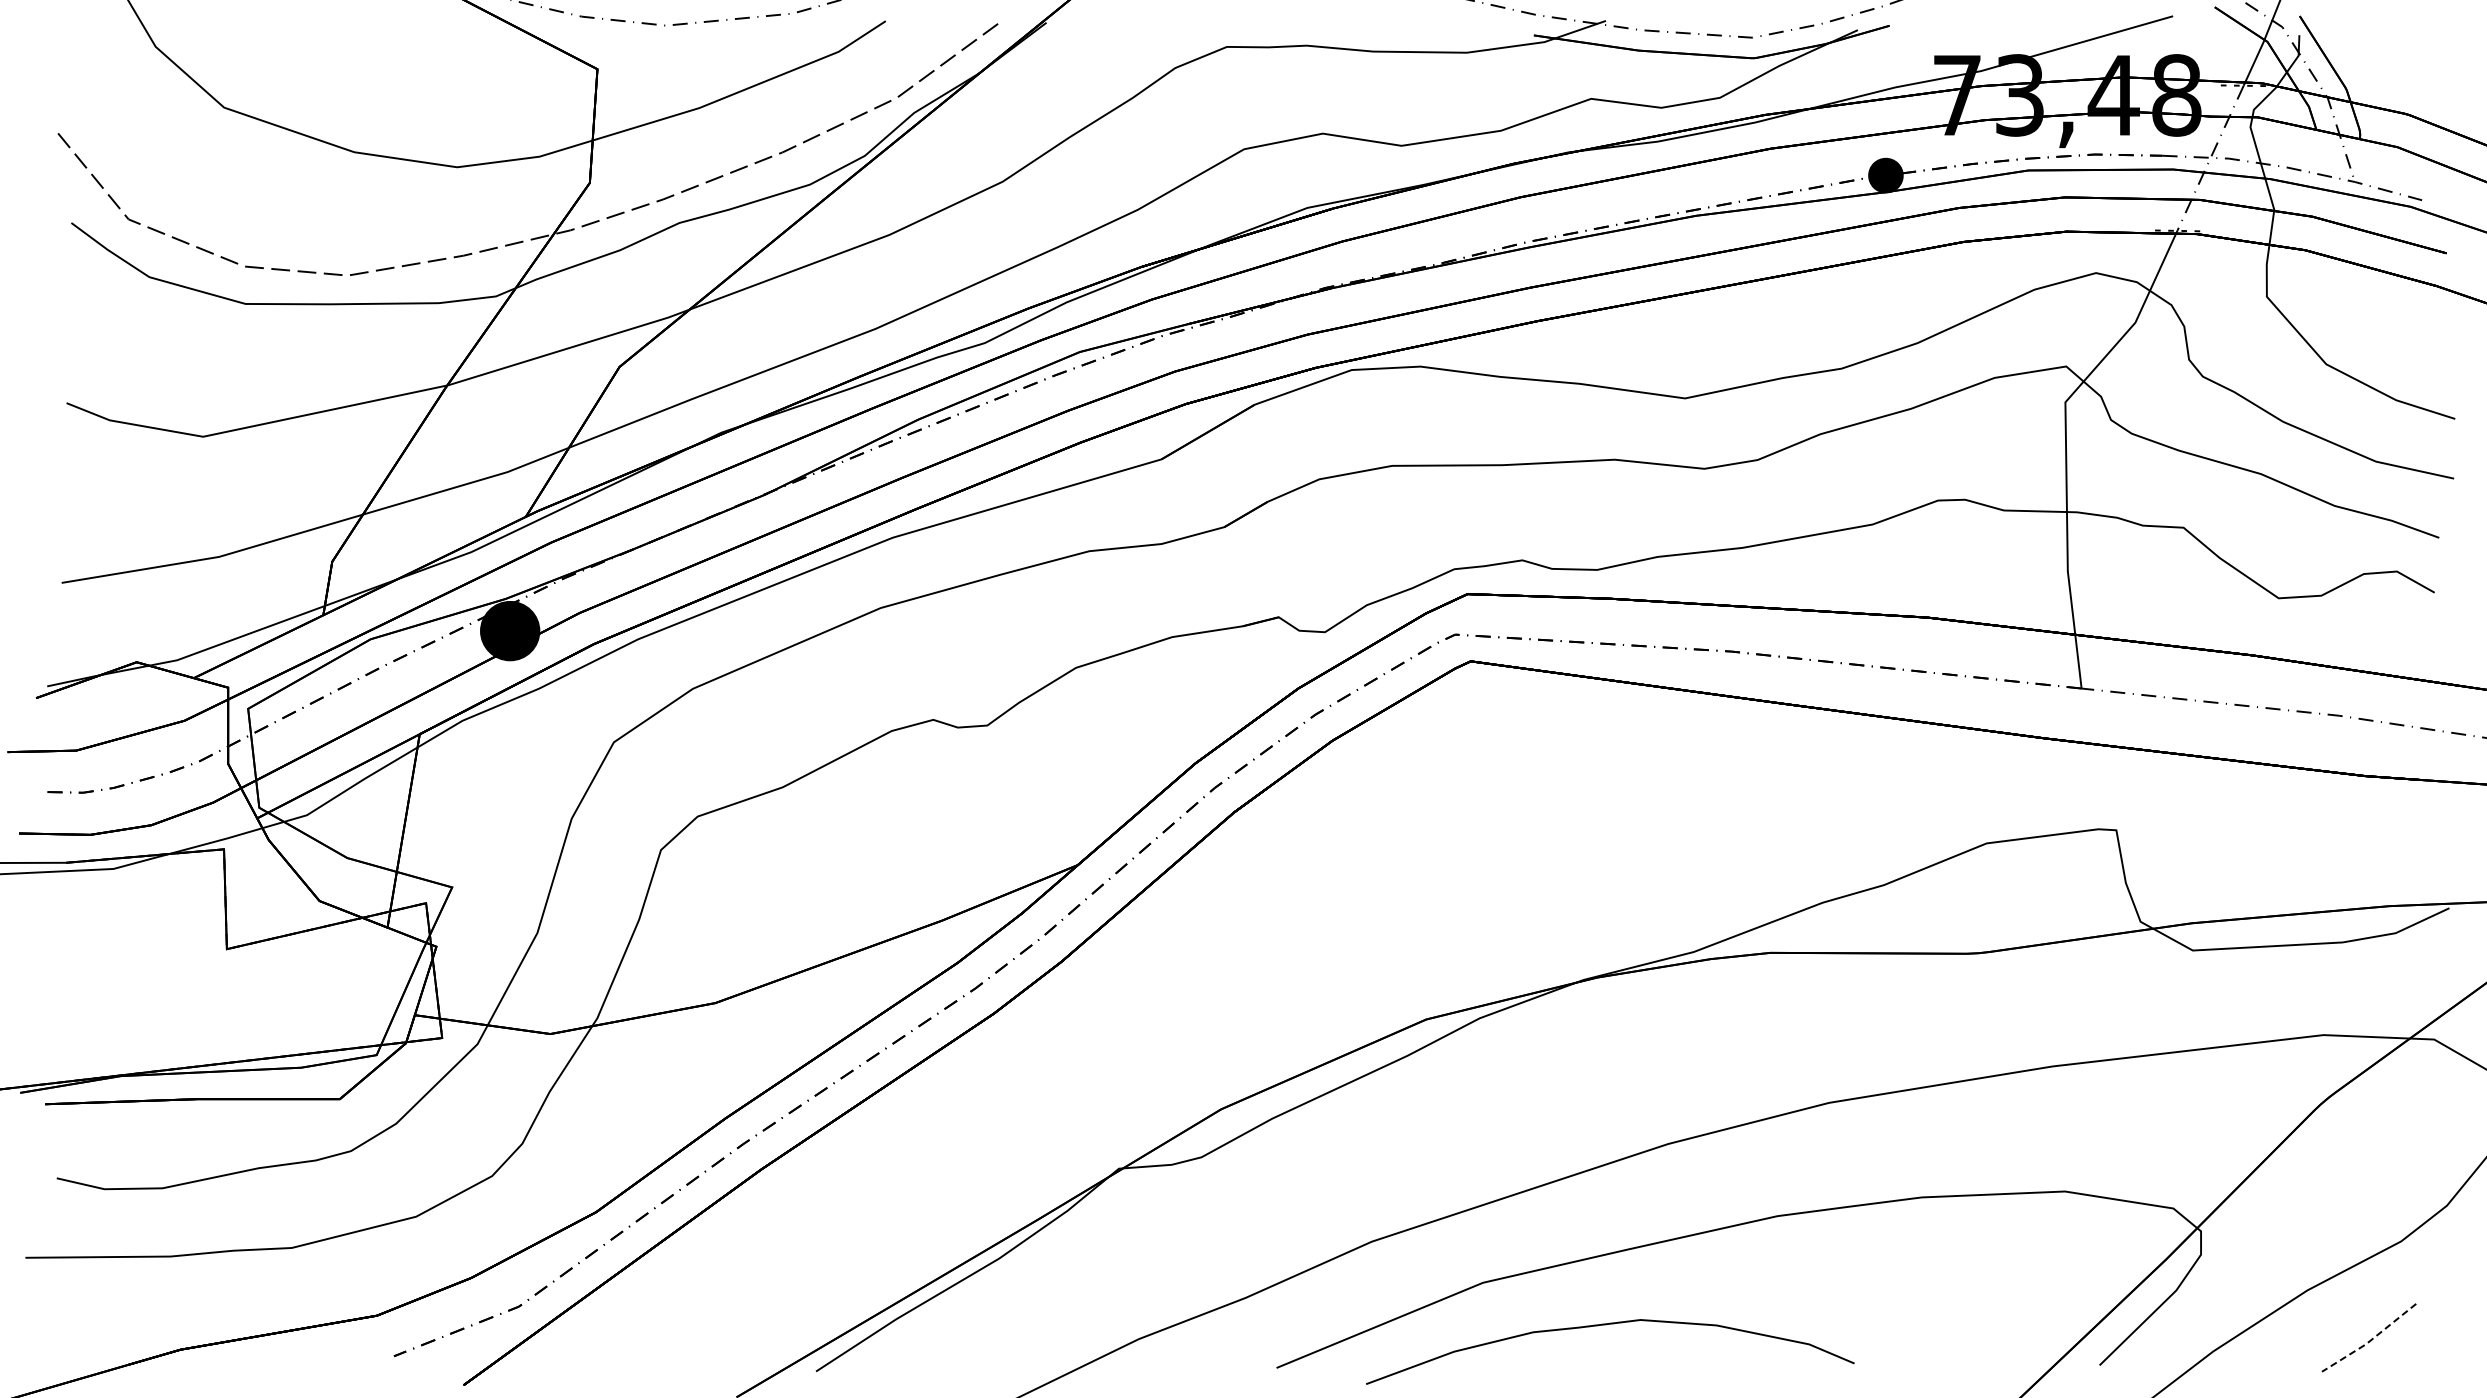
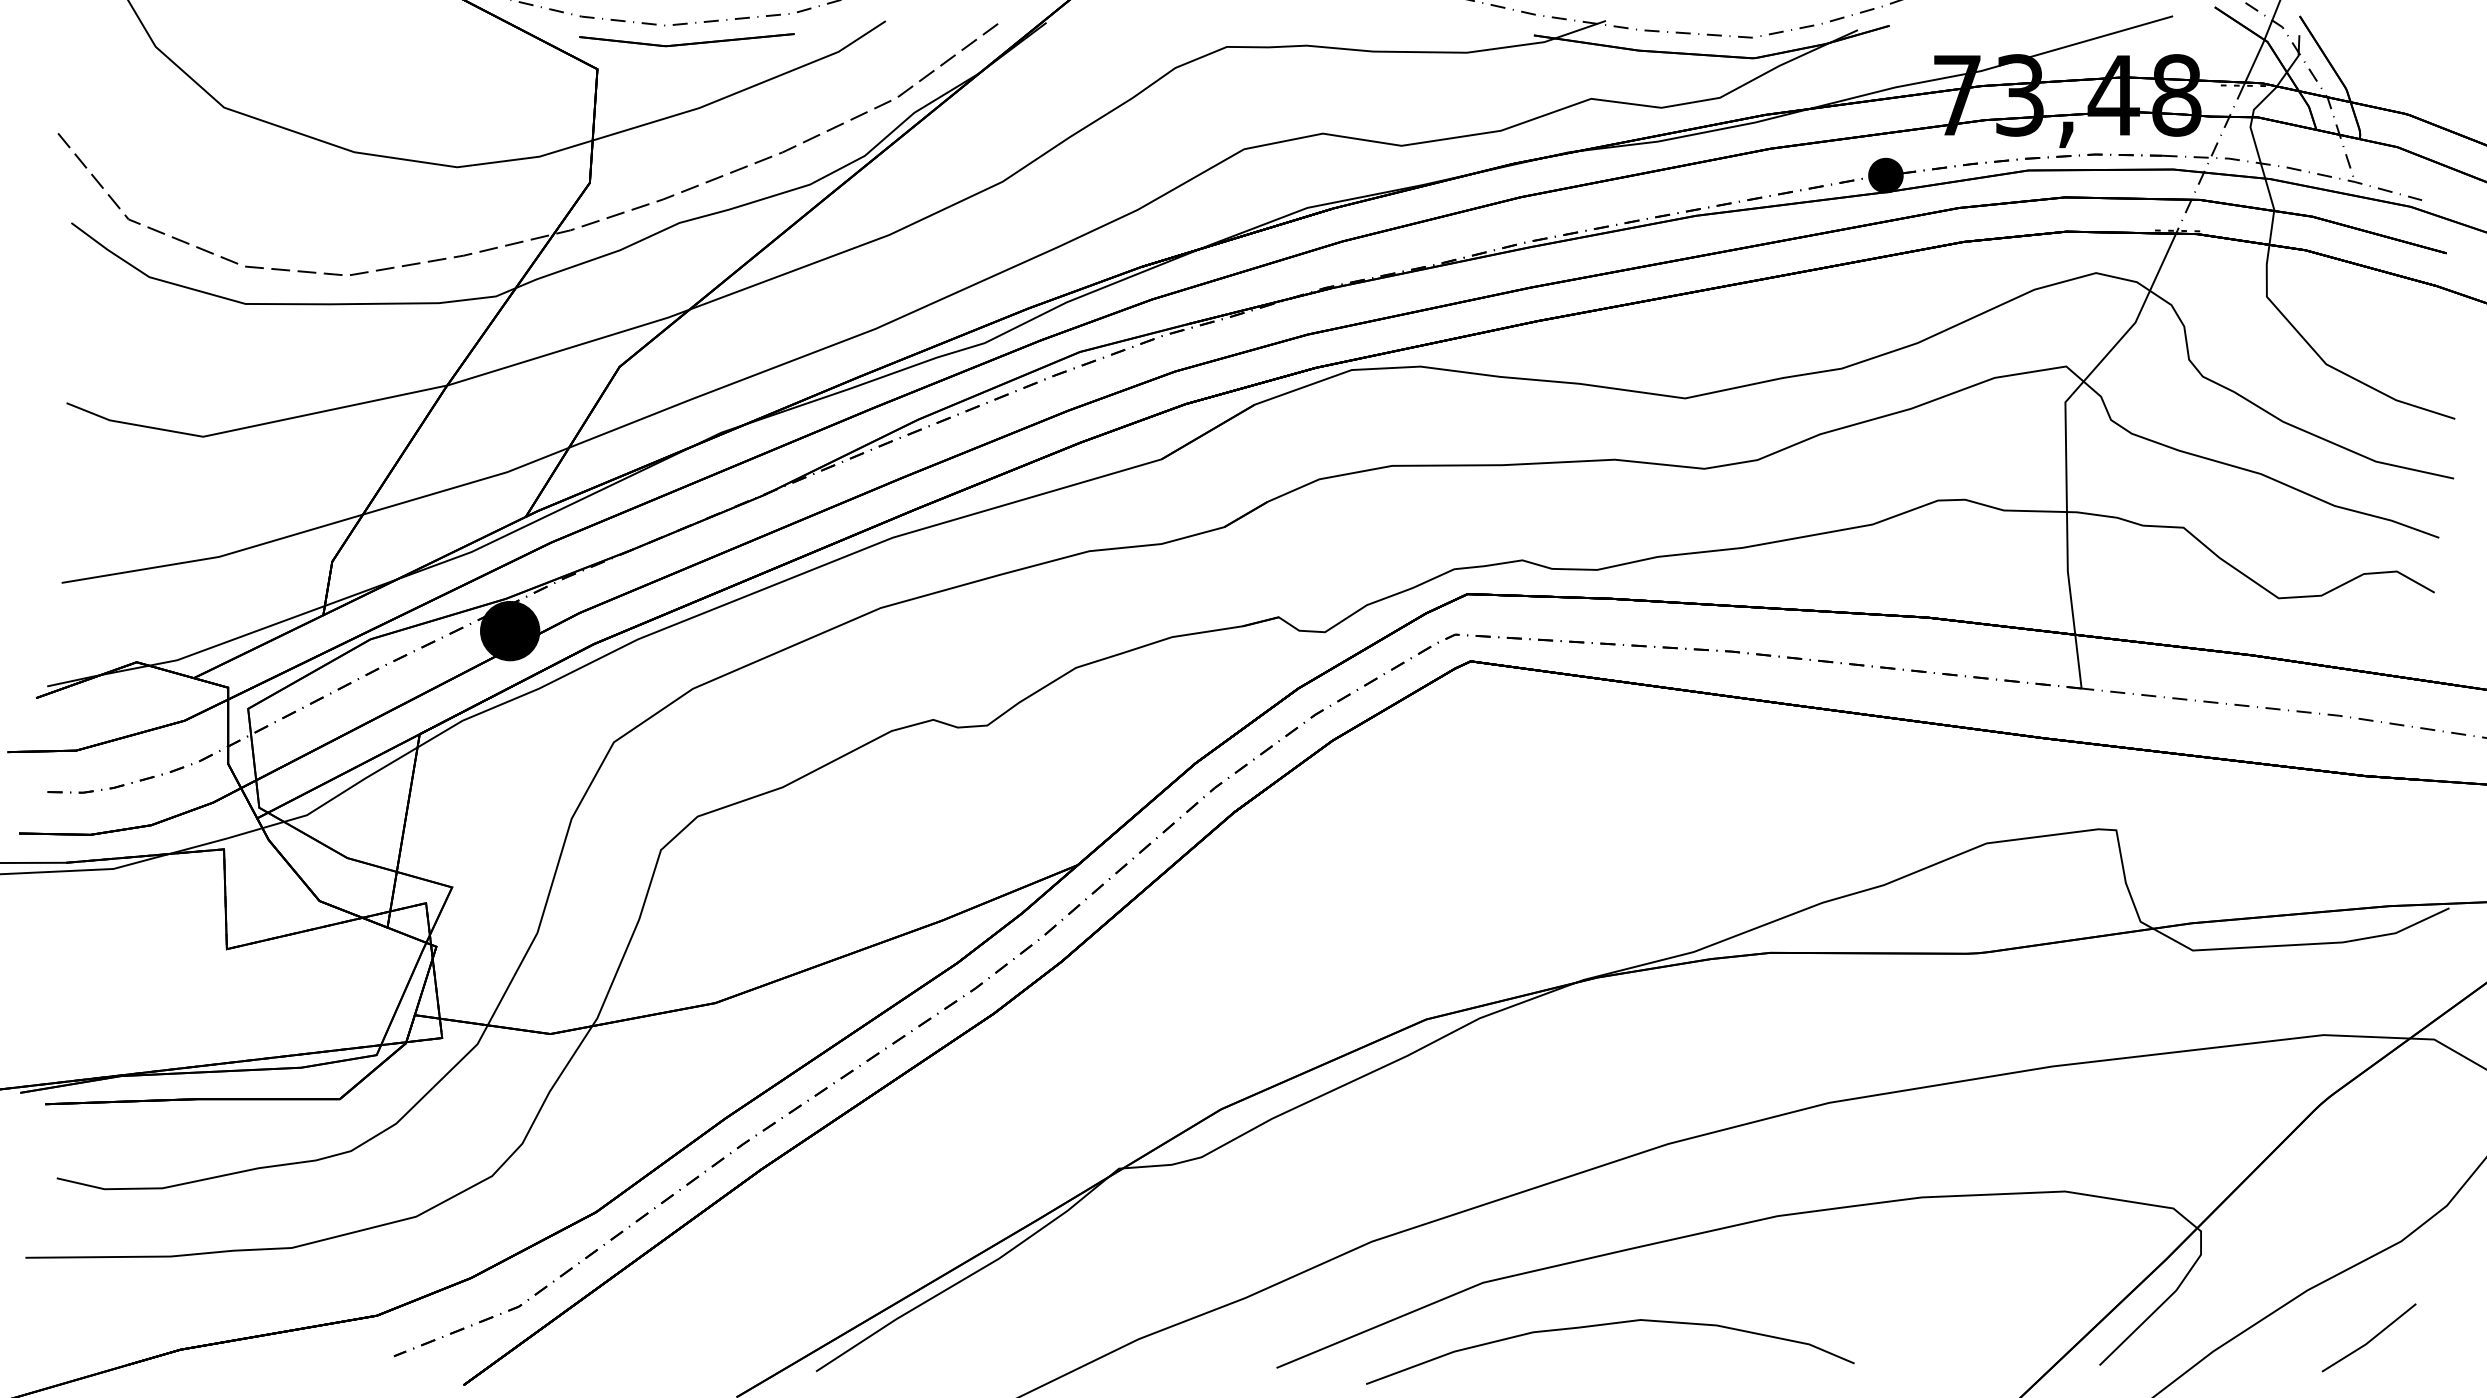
part: none -> present (686, 40)
line: dashed -> solid (2370, 1340)
